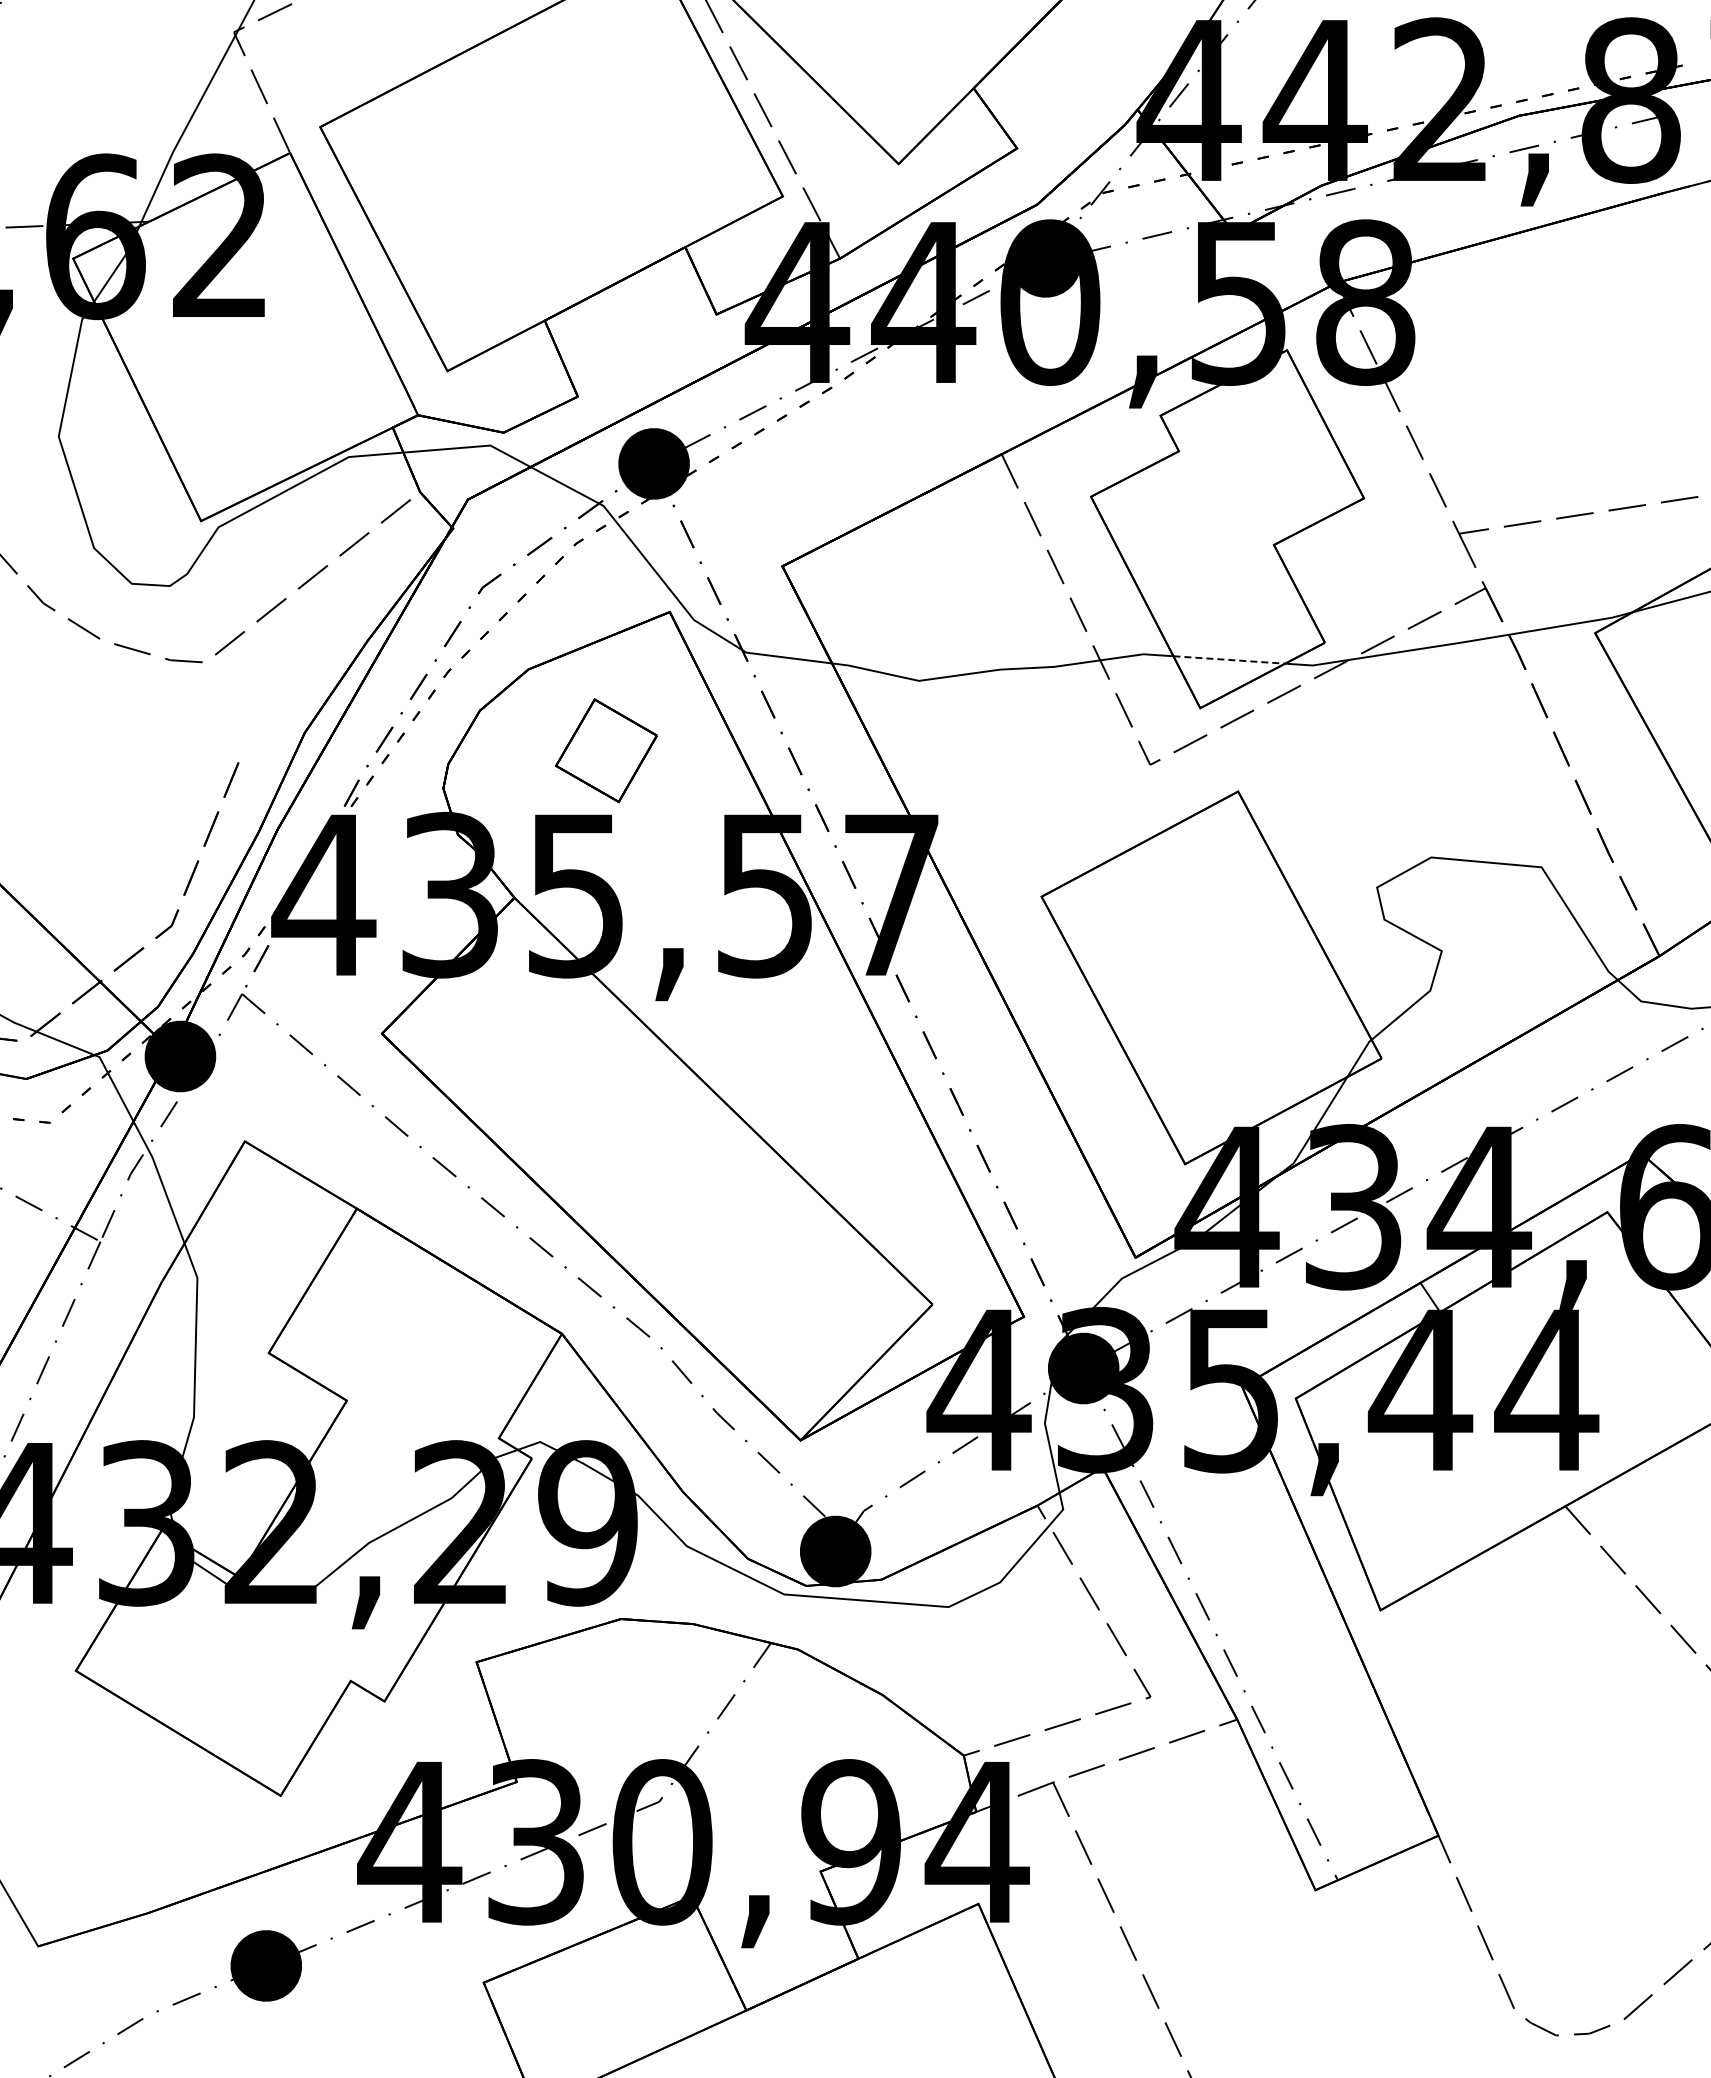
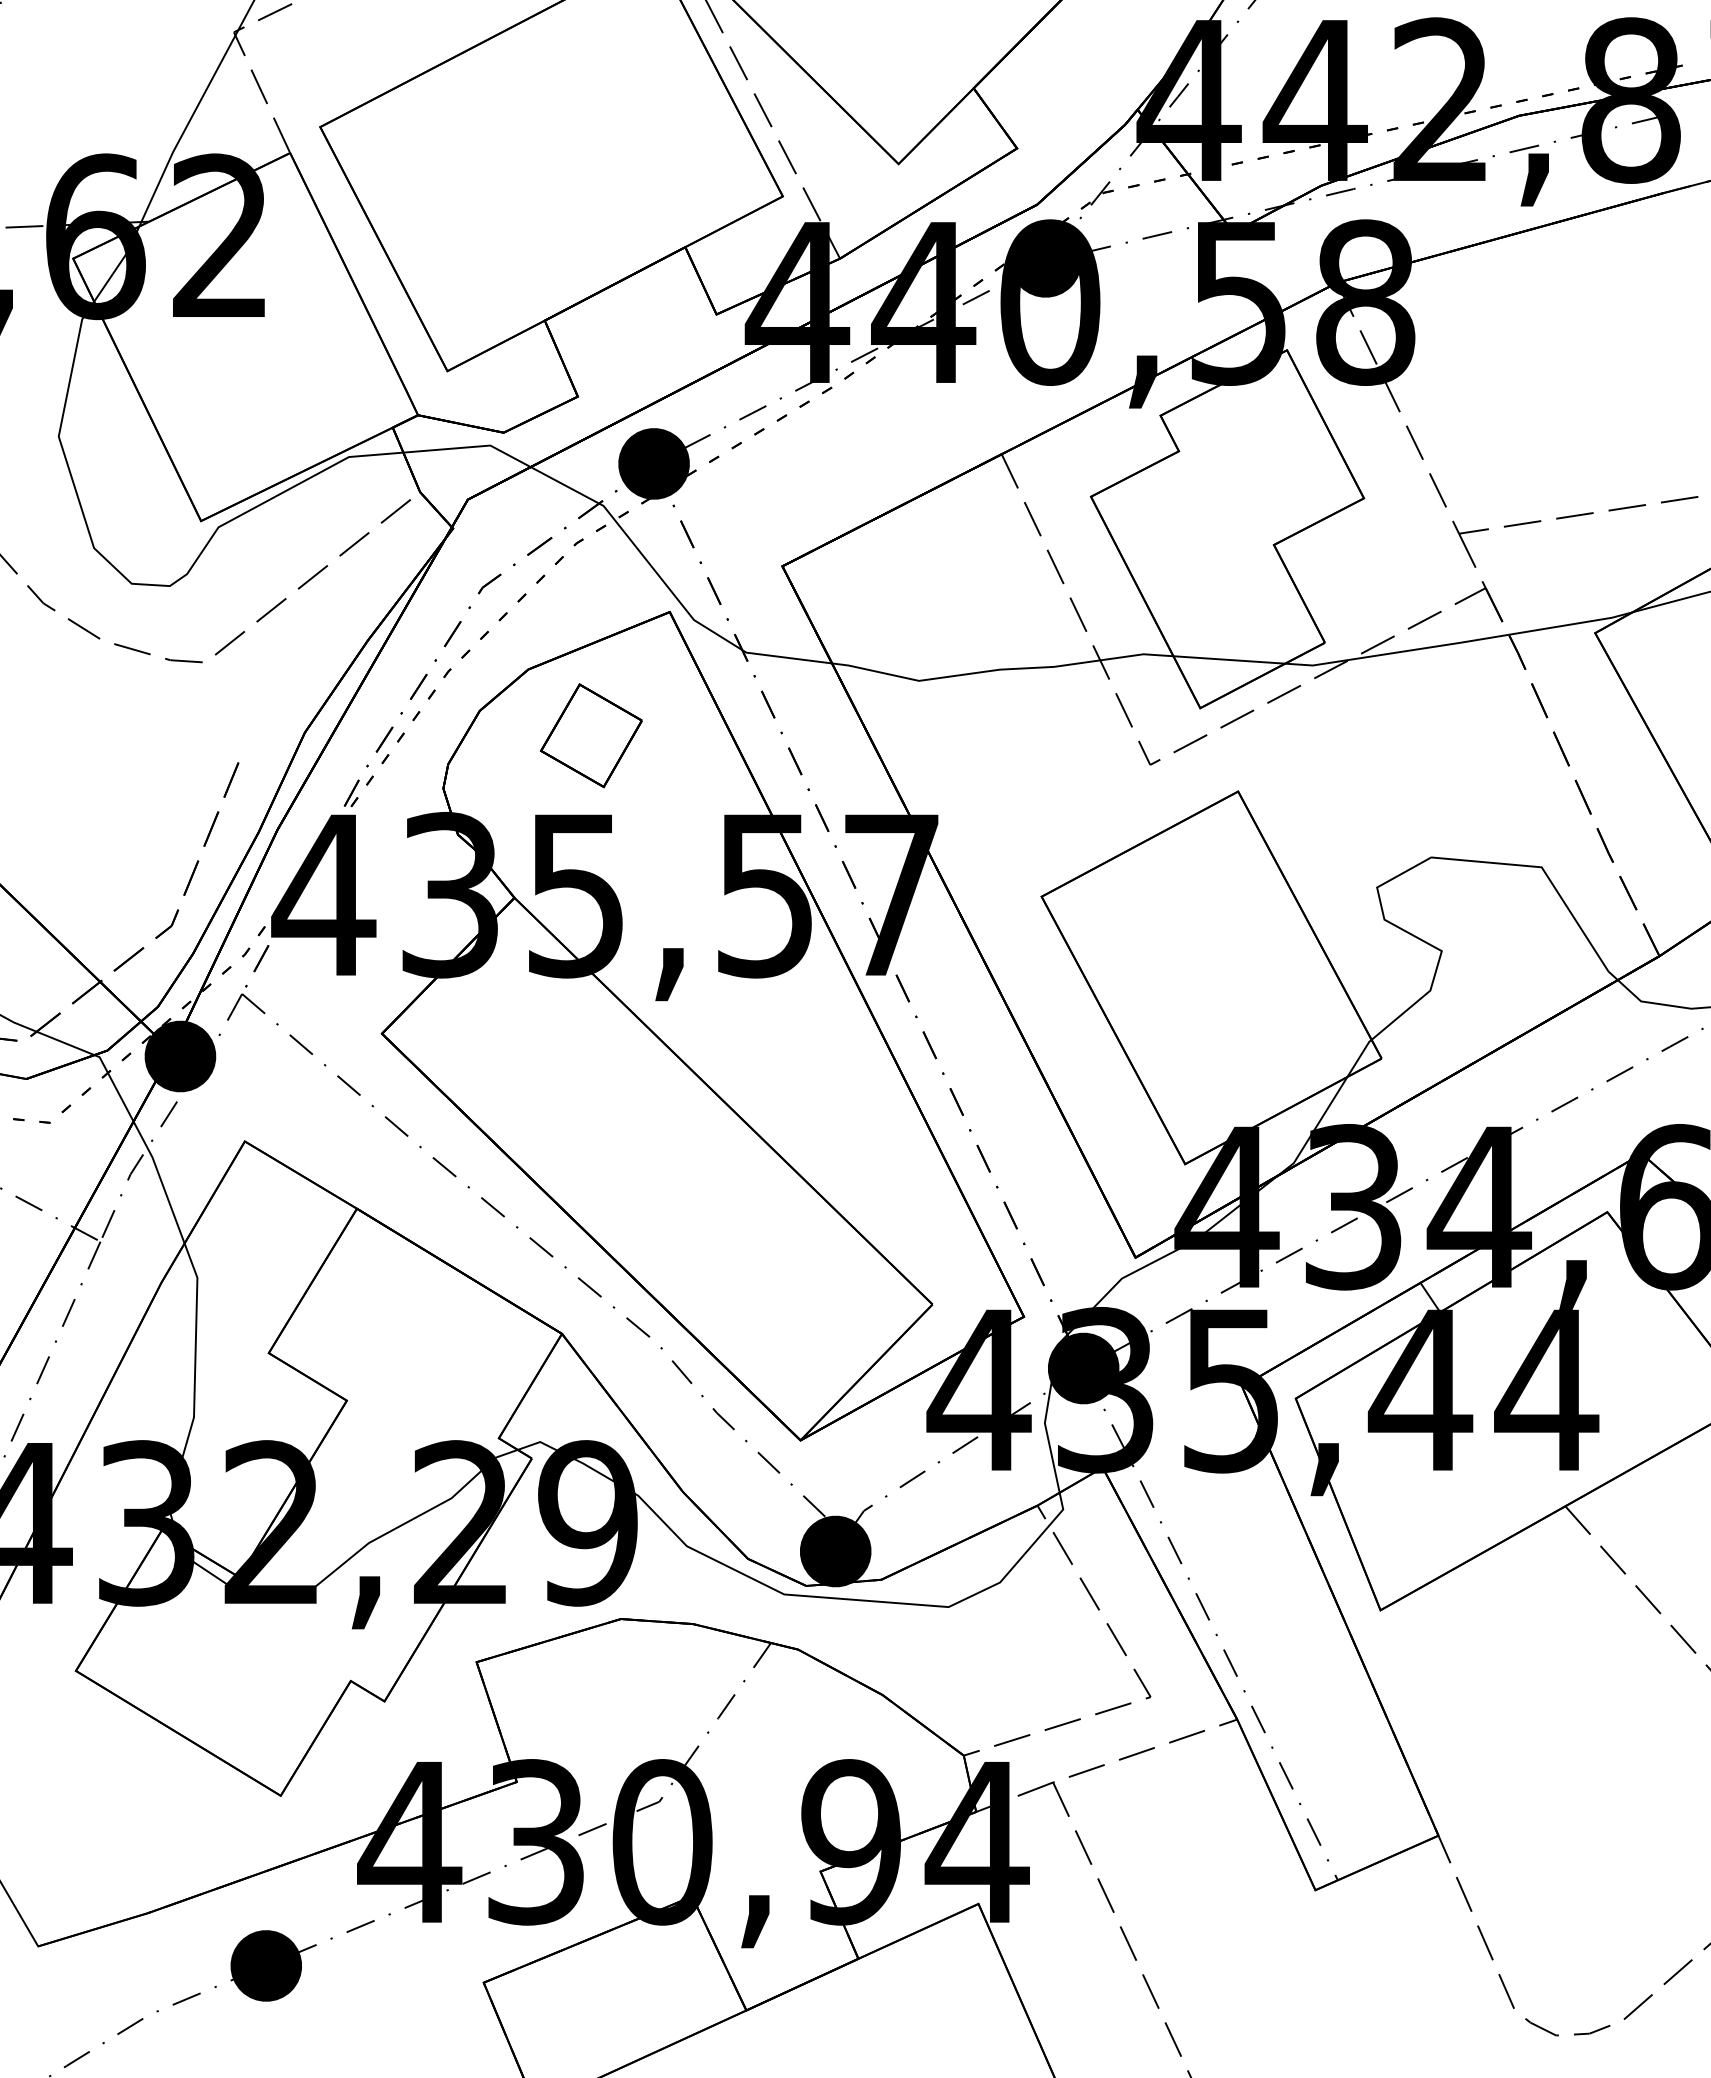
line: dashed -> solid (1229, 659)
part position: (605, 750) -> (590, 735) (590, 735)
